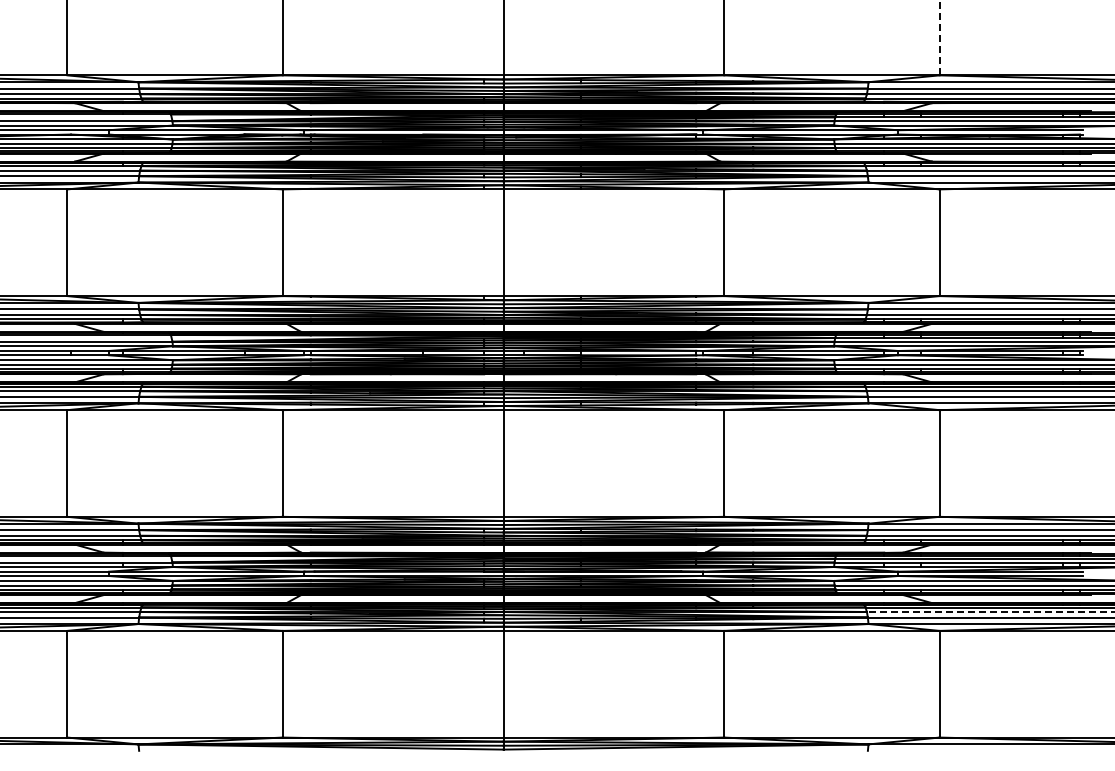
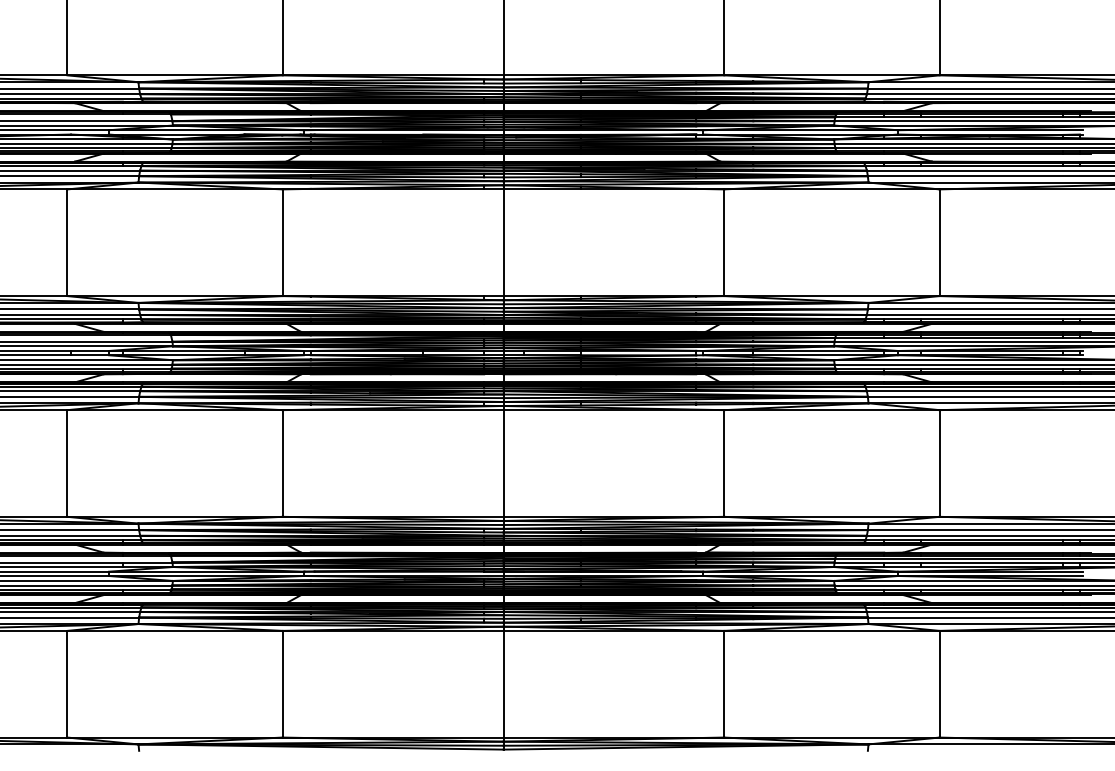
line: dashed -> solid (939, 37)
line: dashed -> solid (990, 612)
